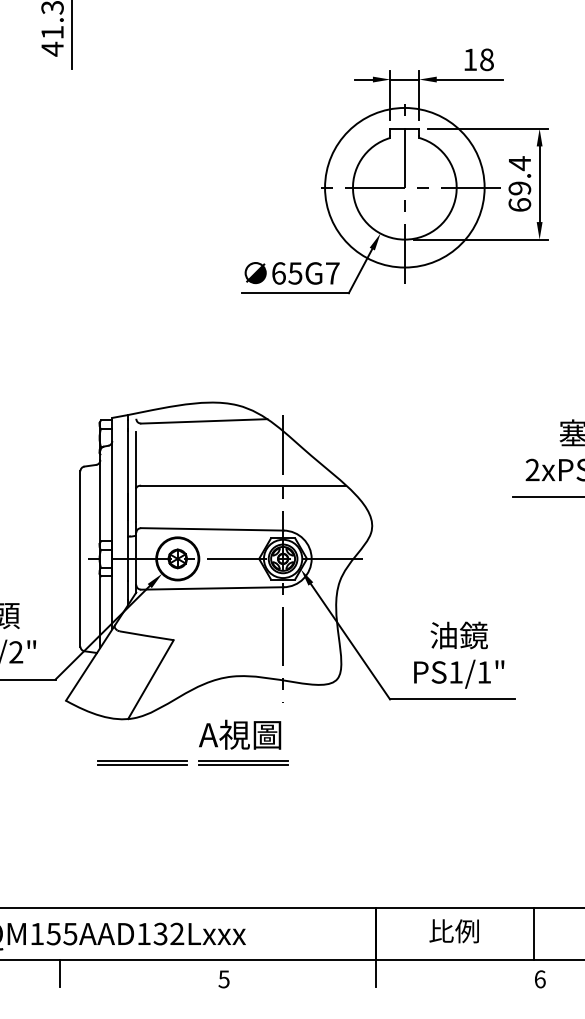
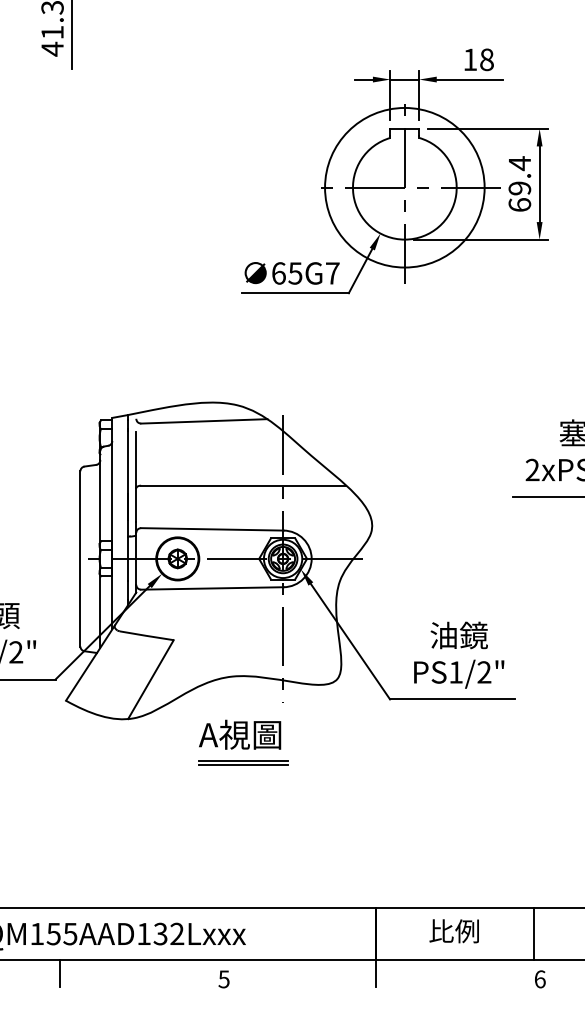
text: PS1/1" -> PS1/2" (484, 672)
part: present -> none (142, 762)
